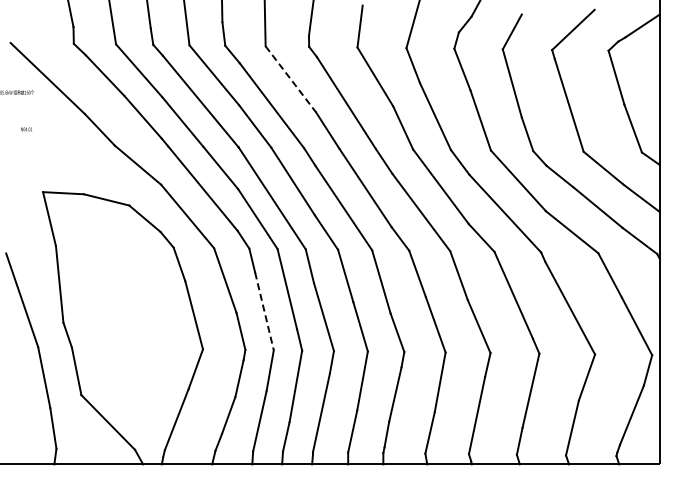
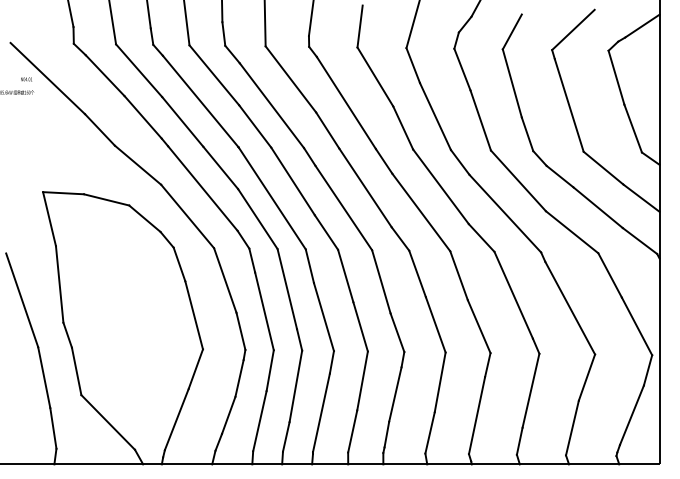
line: dashed -> solid (290, 79)
text position: (26, 129) -> (26, 79) (26, 79)
line: dashed -> solid (264, 311)
